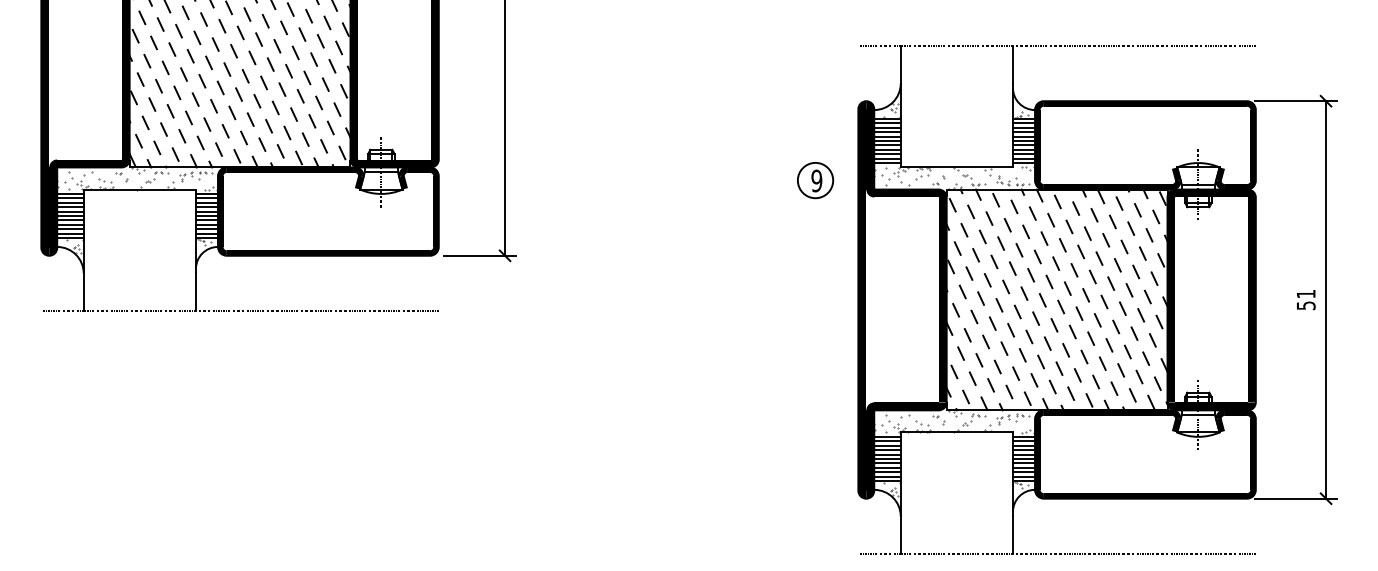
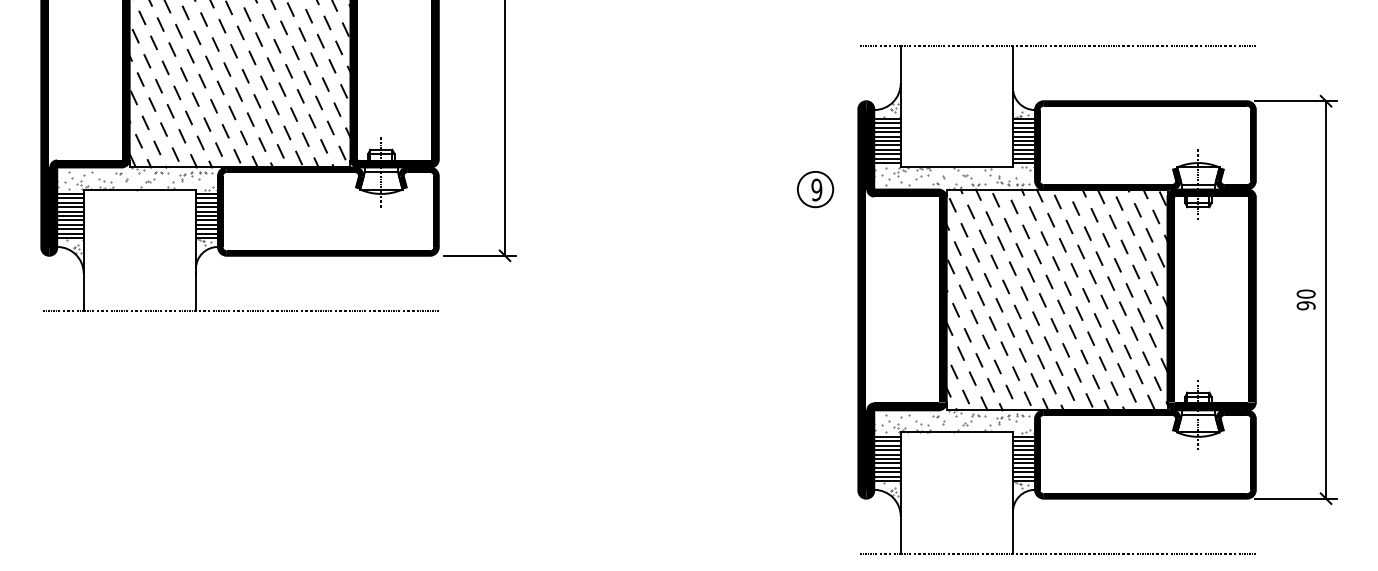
part position: (815, 180) -> (815, 189) (815, 189)
text: 51 -> 90 (1305, 299)
